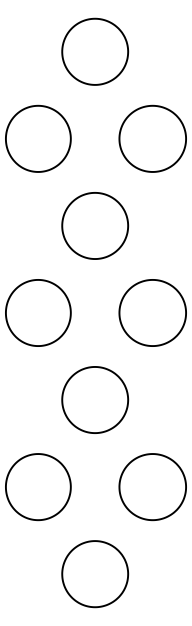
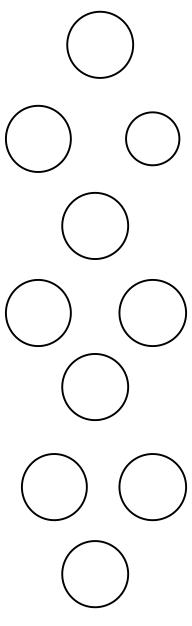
part position: (95, 51) -> (100, 44) (100, 44)
part size: 69x69 px -> 56x56 px (152, 138)
part position: (95, 399) -> (95, 386) (95, 386)
part position: (38, 487) -> (54, 487) (54, 487)
